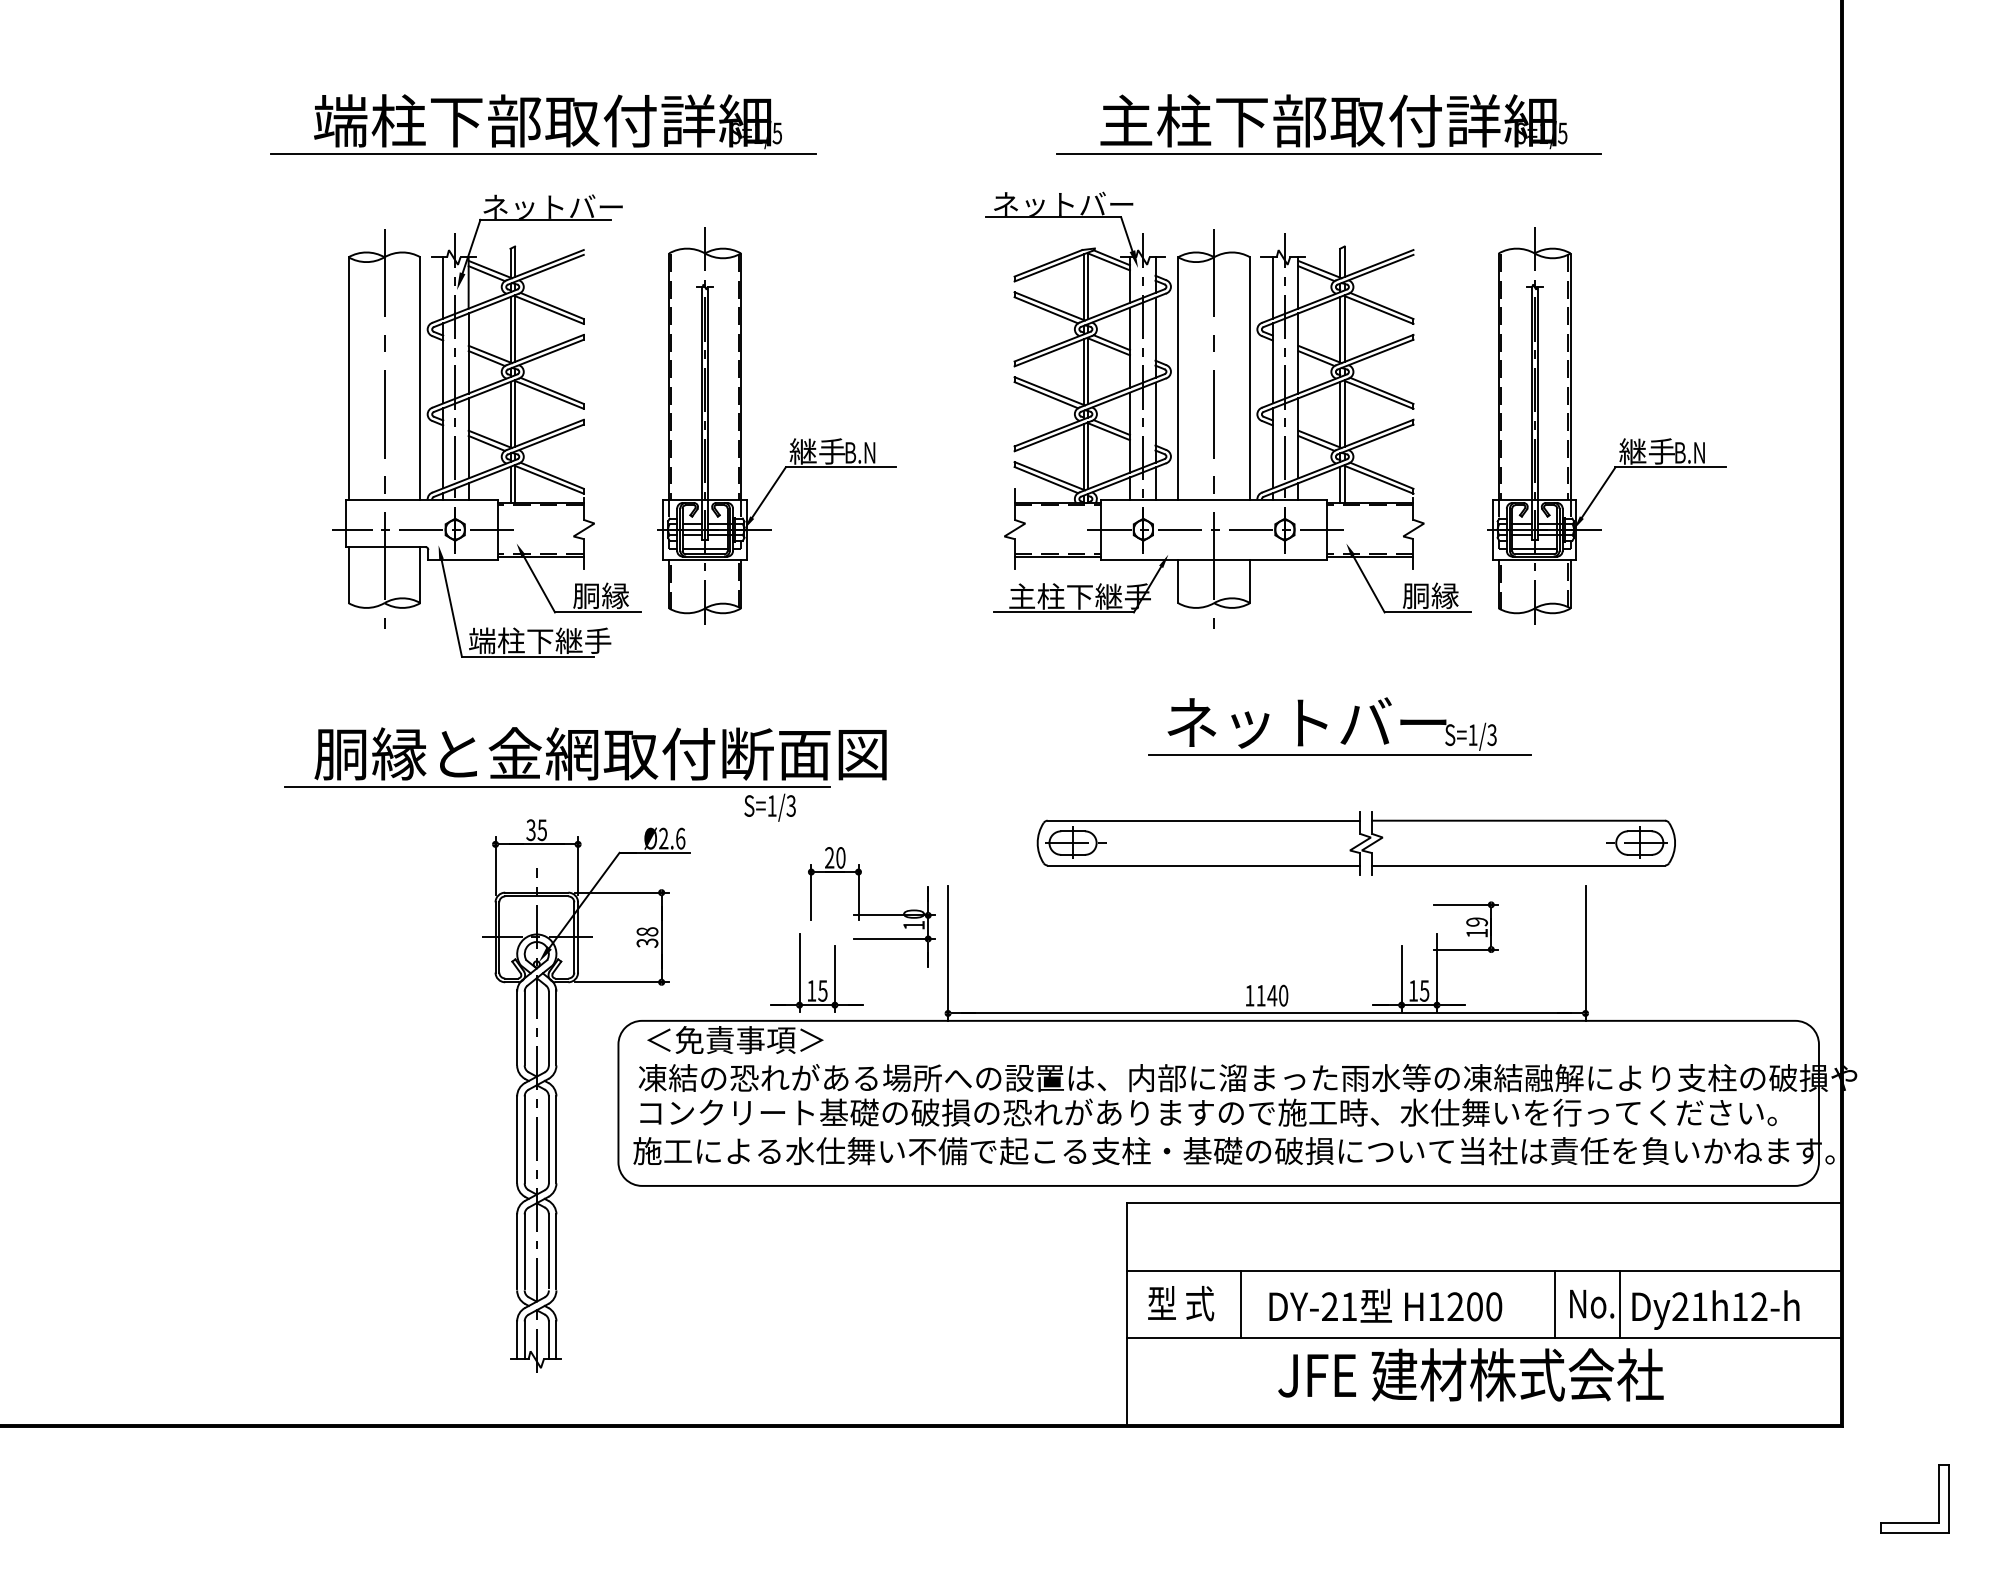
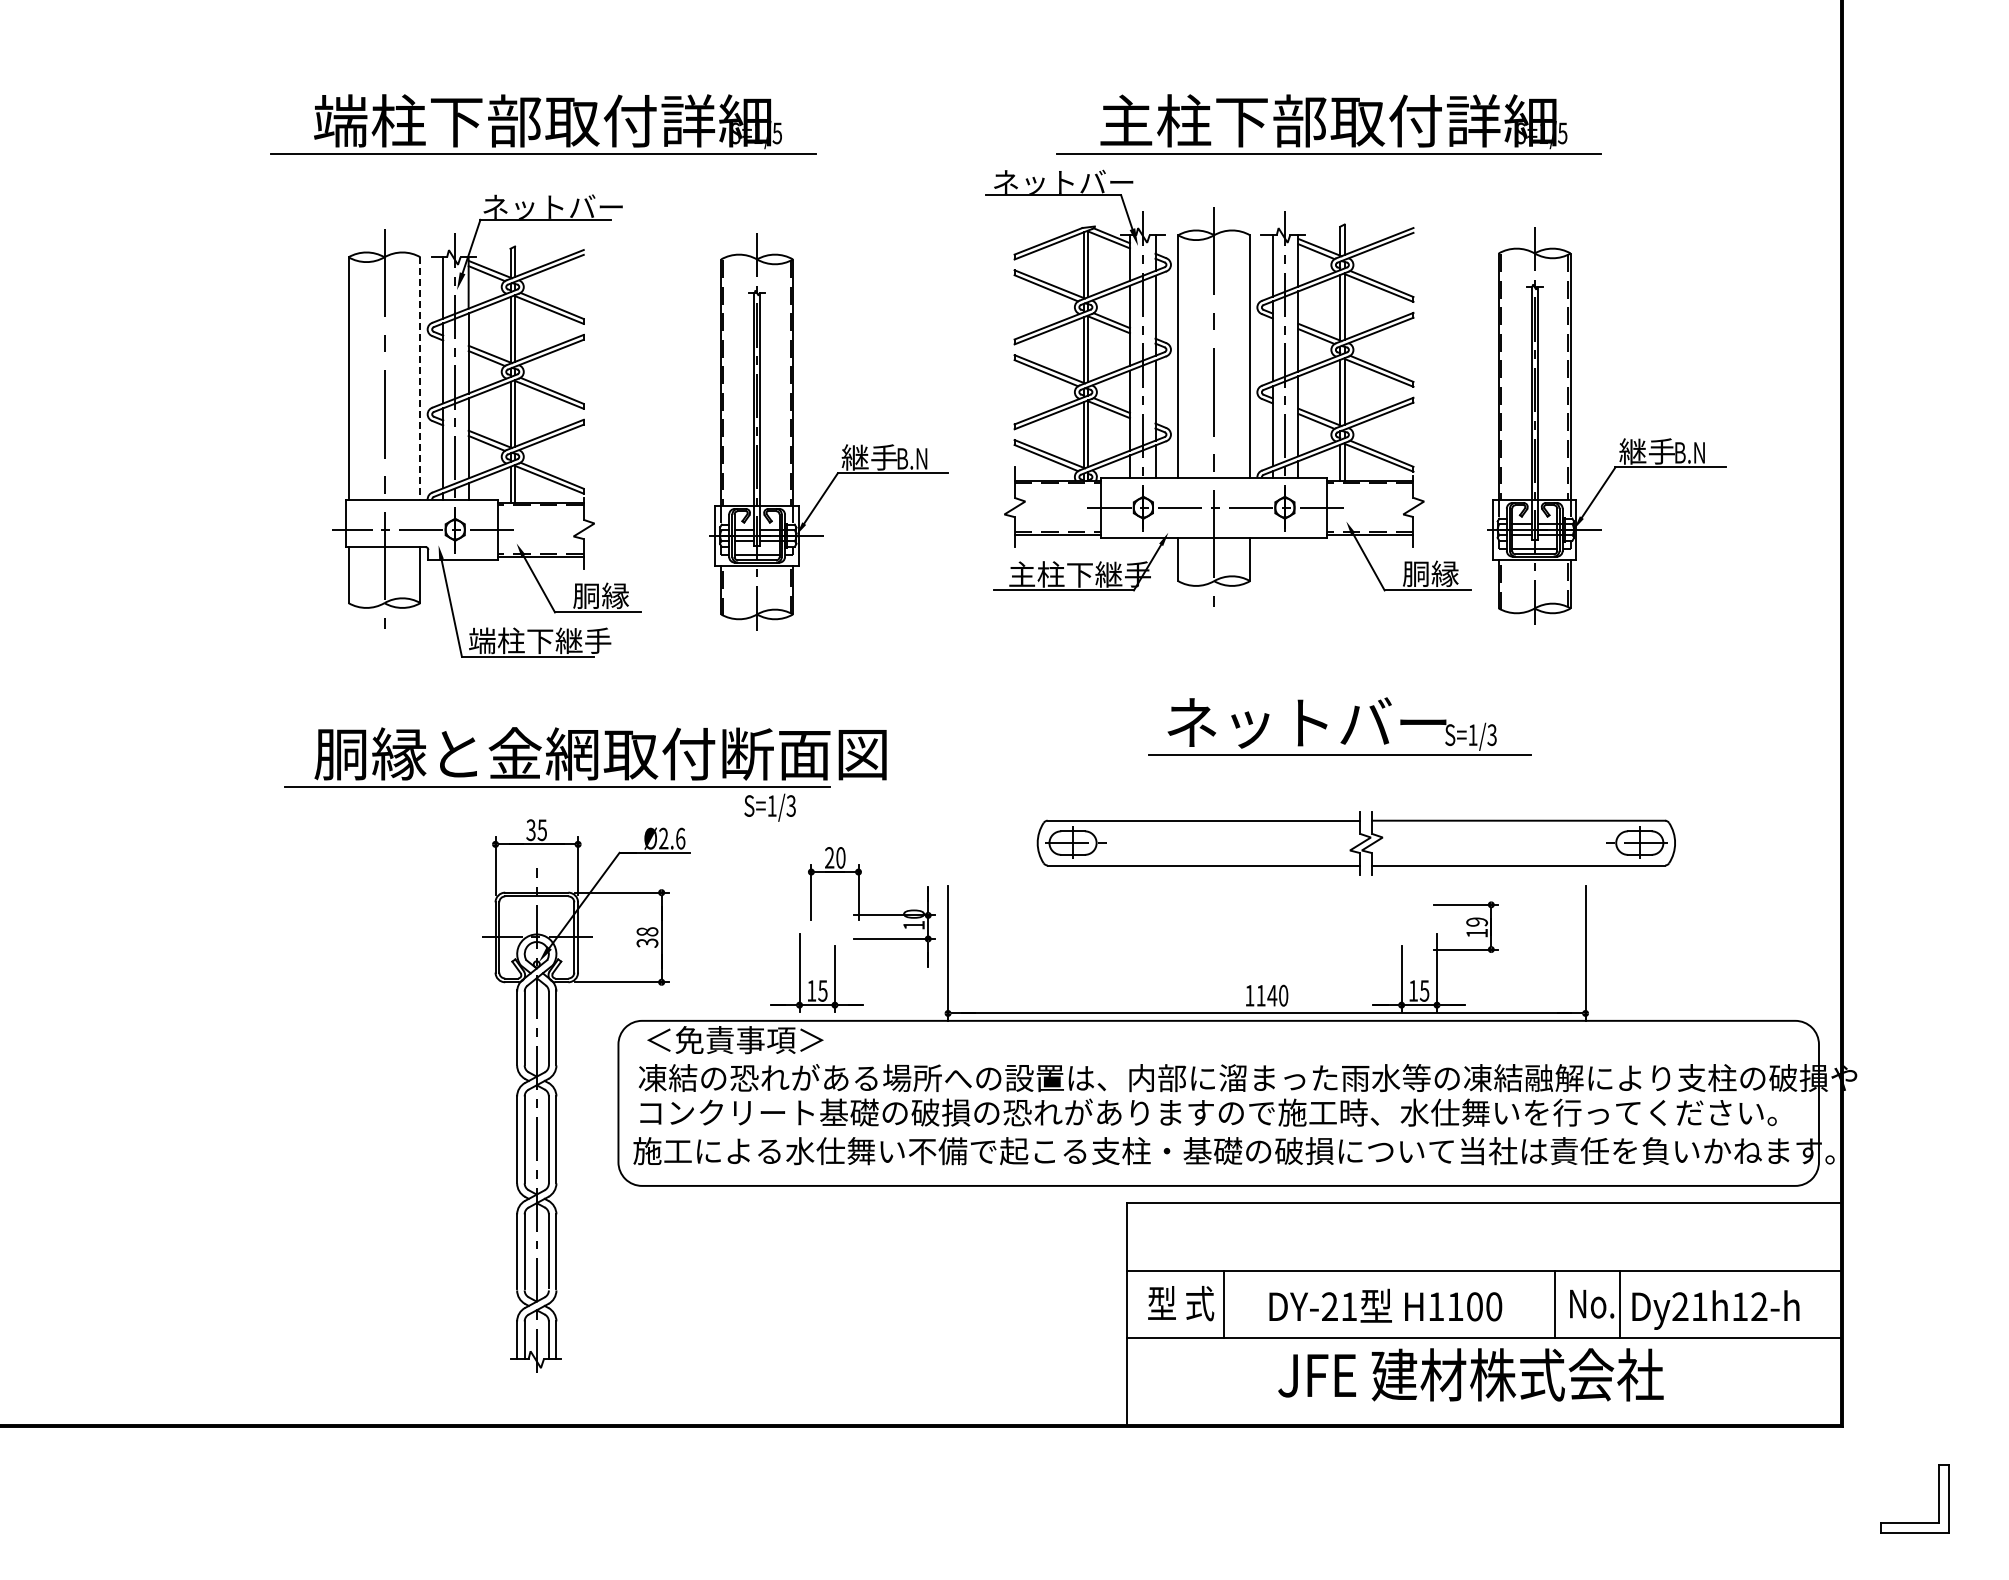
line: solid -> dashed (420, 379)
part position: (1228, 409) -> (1228, 387) (1228, 387)
part position: (794, 438) -> (846, 444) (846, 444)
line position: (1240, 1304) -> (1223, 1304) (1223, 1304)
text: H1200 -> H1100 (1455, 1306)
